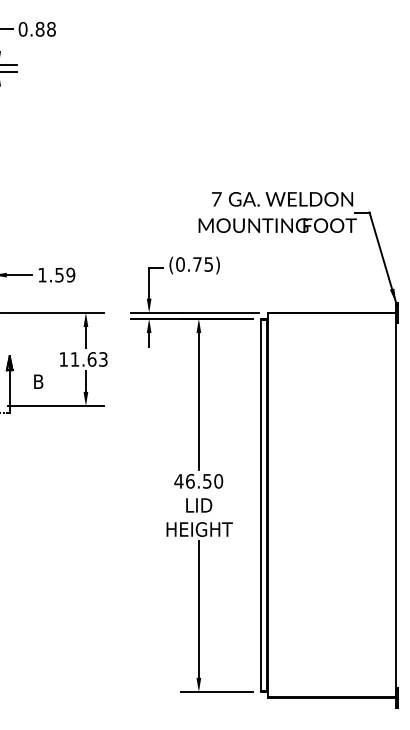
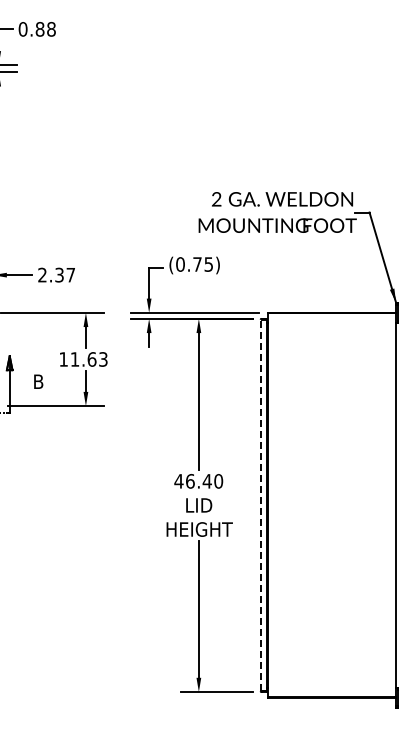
text: 7 -> 2 (216, 199)
text: 1.59 -> 2.37 (56, 274)
text: 46.50 -> 46.40 (206, 481)
line: solid -> dashed (260, 505)
